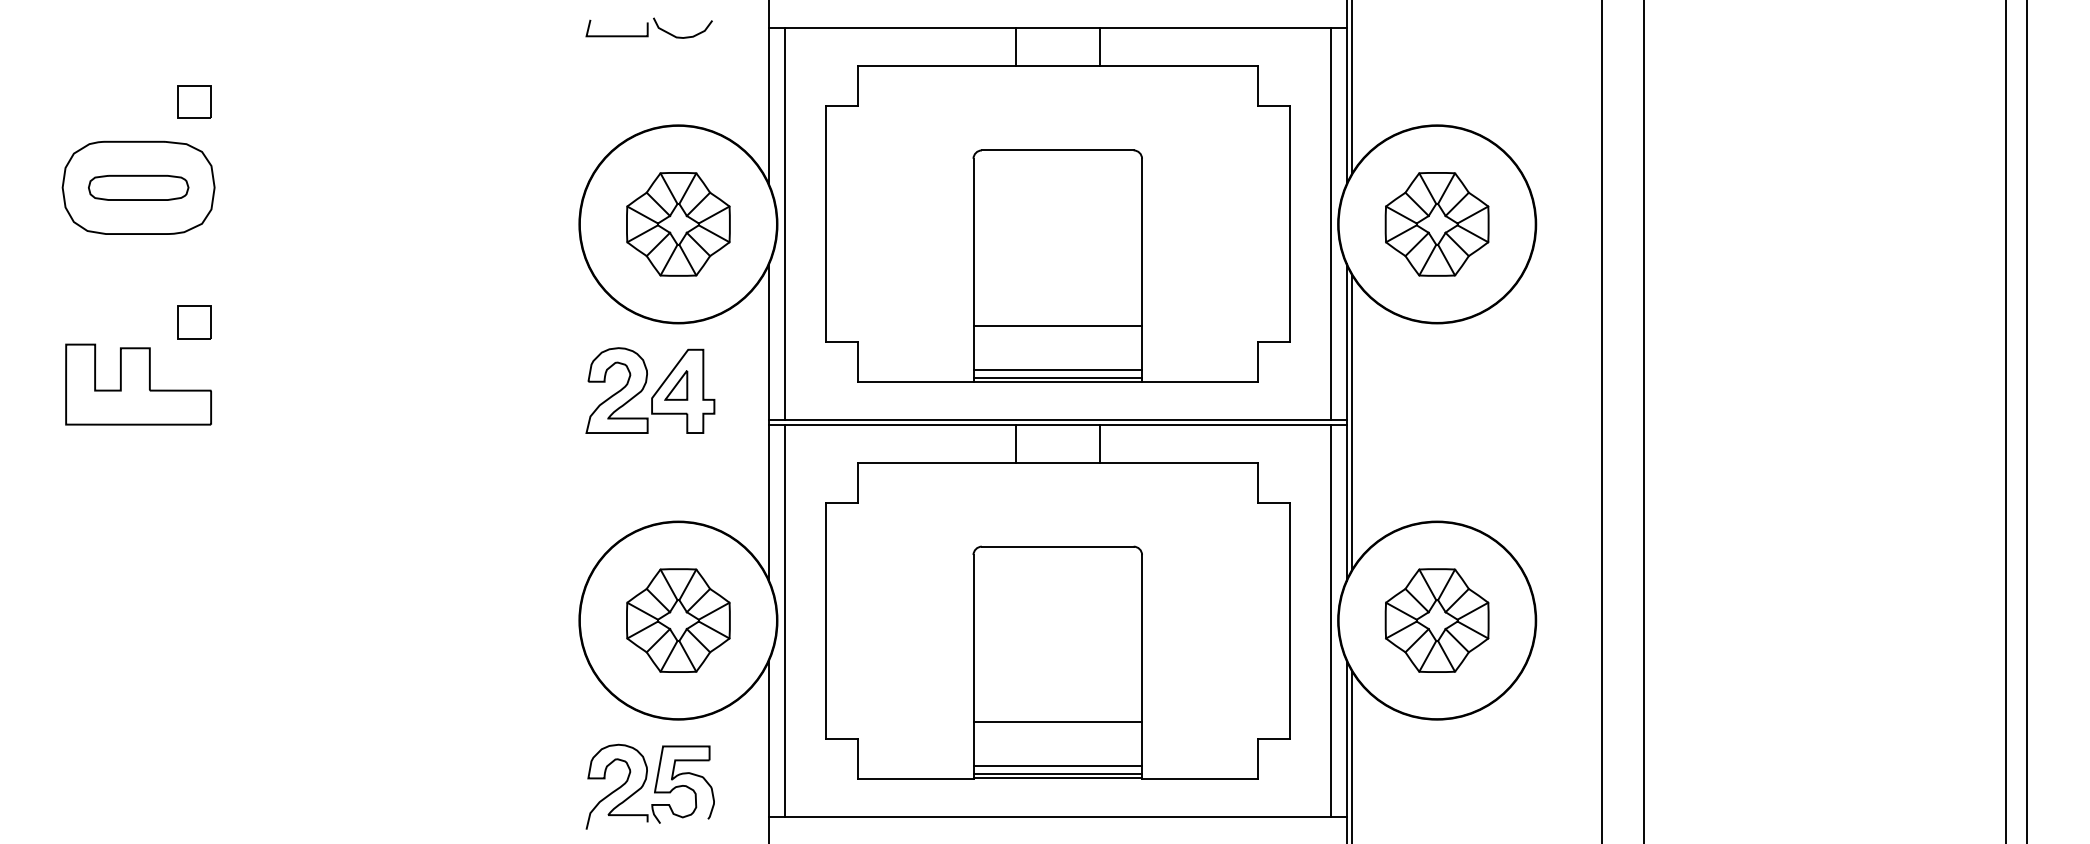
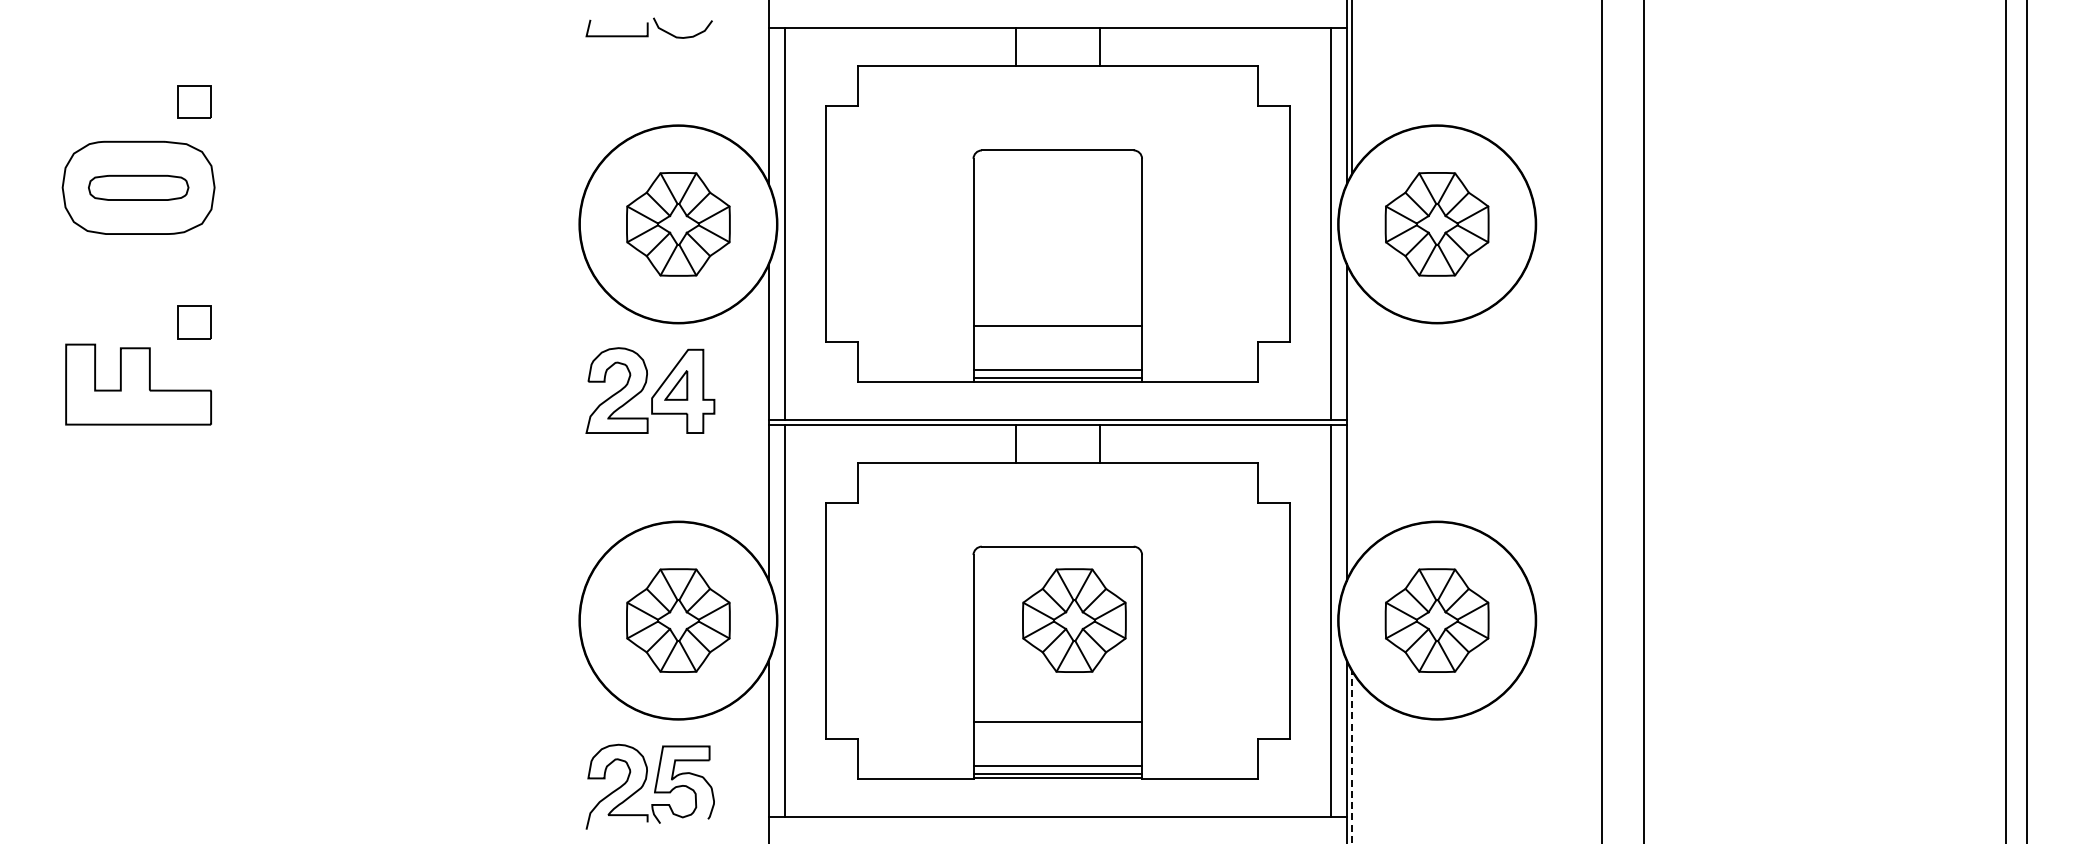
line: present -> none (1352, 422)
part: none -> present (1074, 620)
line: solid -> dashed (1352, 757)
